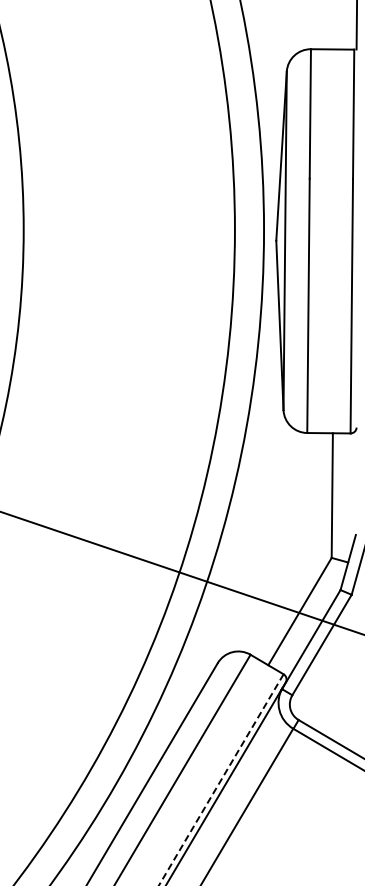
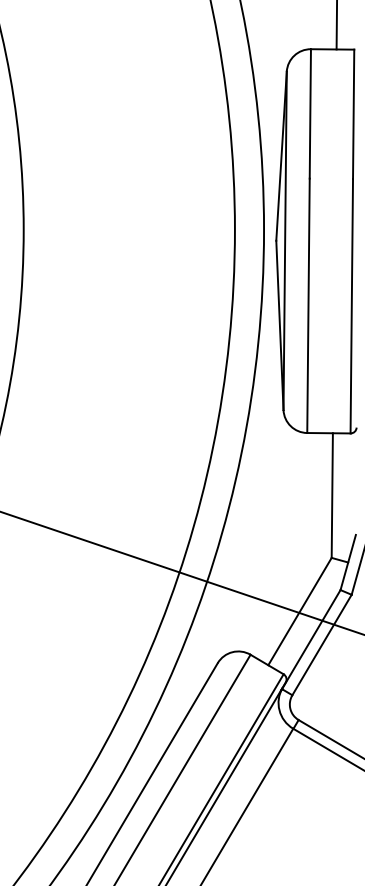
line position: (356, 25) -> (336, 25) (336, 25)
line: dashed -> solid (221, 780)
